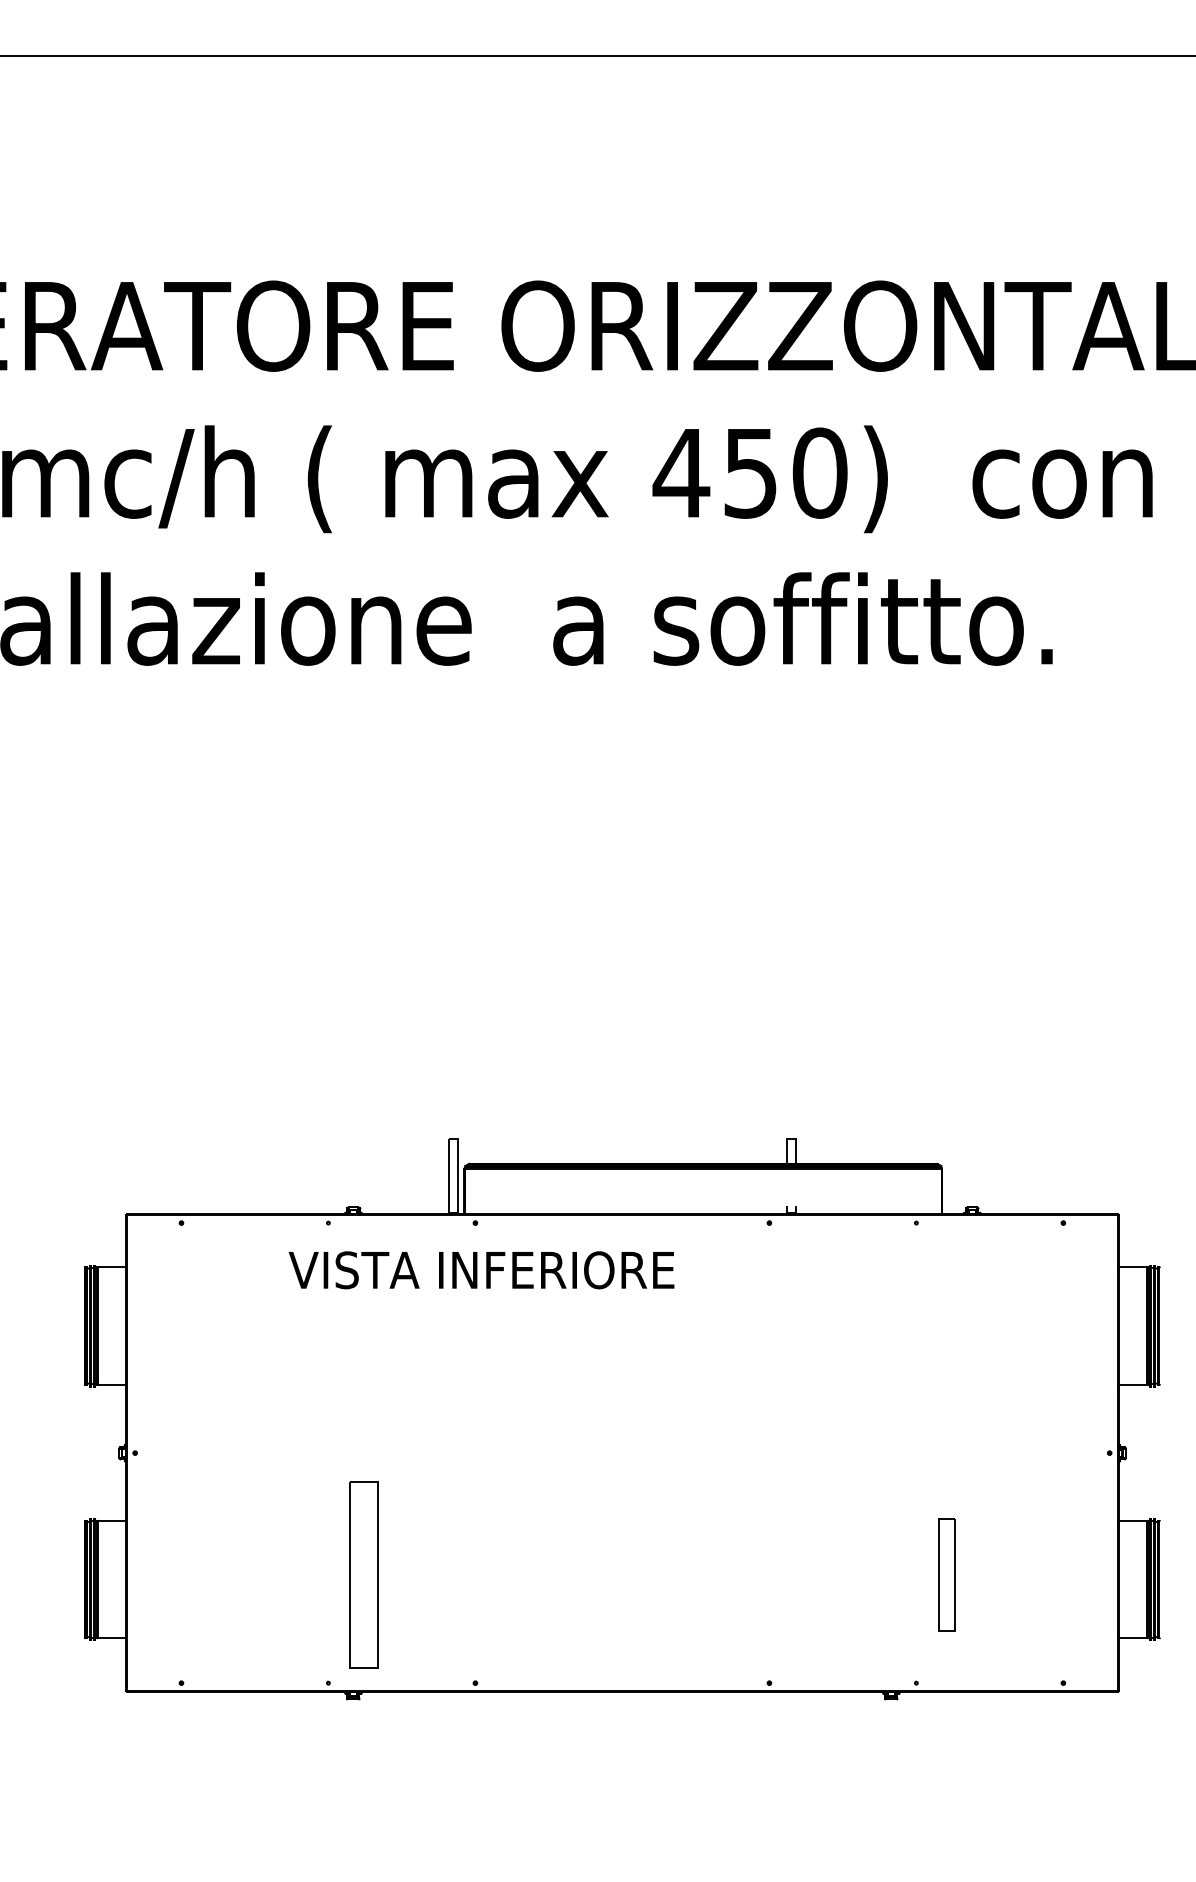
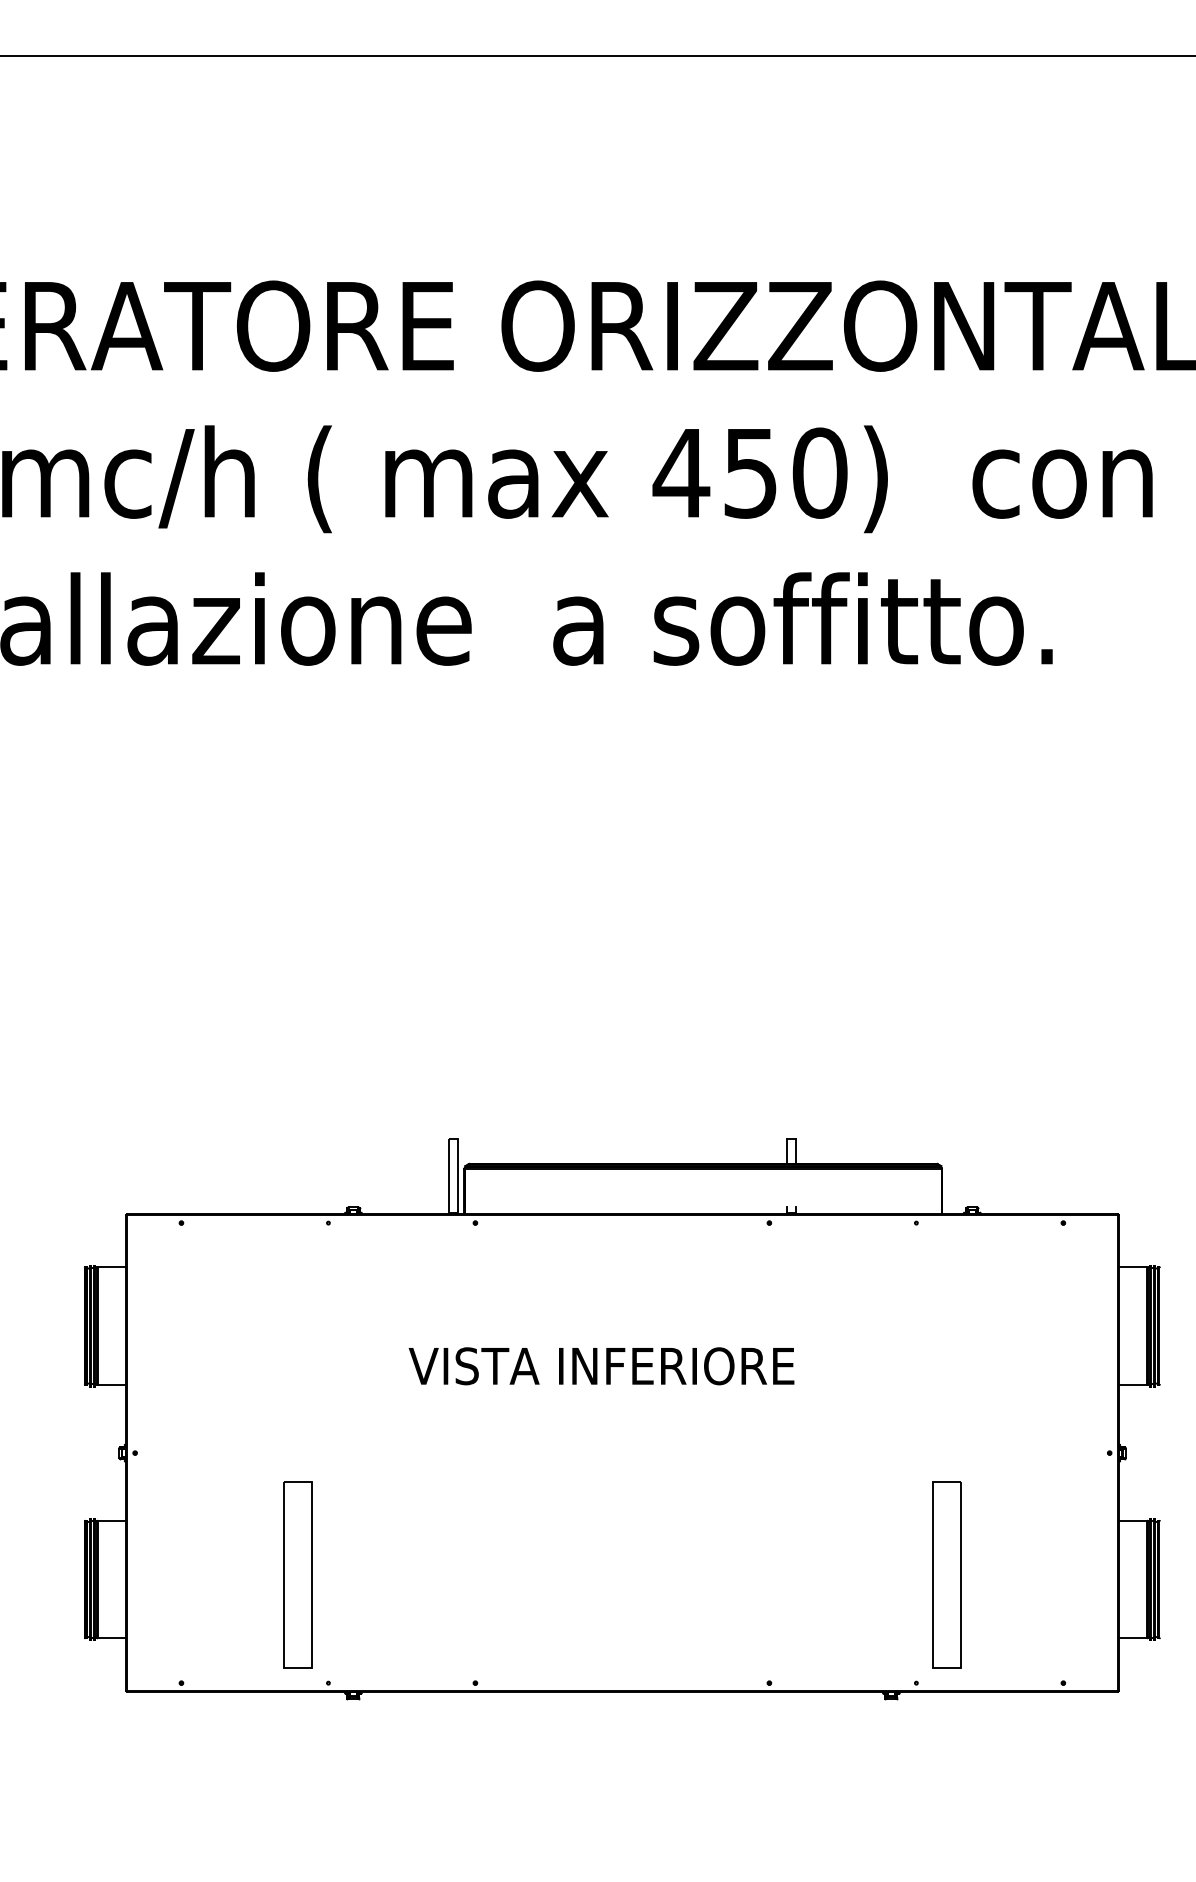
text position: (481, 1270) -> (601, 1366) (601, 1366)
part position: (363, 1574) -> (297, 1574) (297, 1574)
part size: 18x114 px -> 30x188 px (946, 1574)
